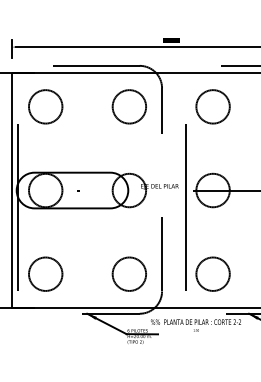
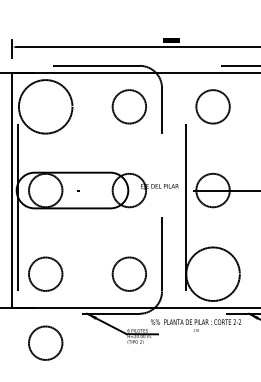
circle diameter: 33 px -> 54 px (45, 106)
circle diameter: 33 px -> 54 px (212, 274)
circle: none -> present (45, 342)
